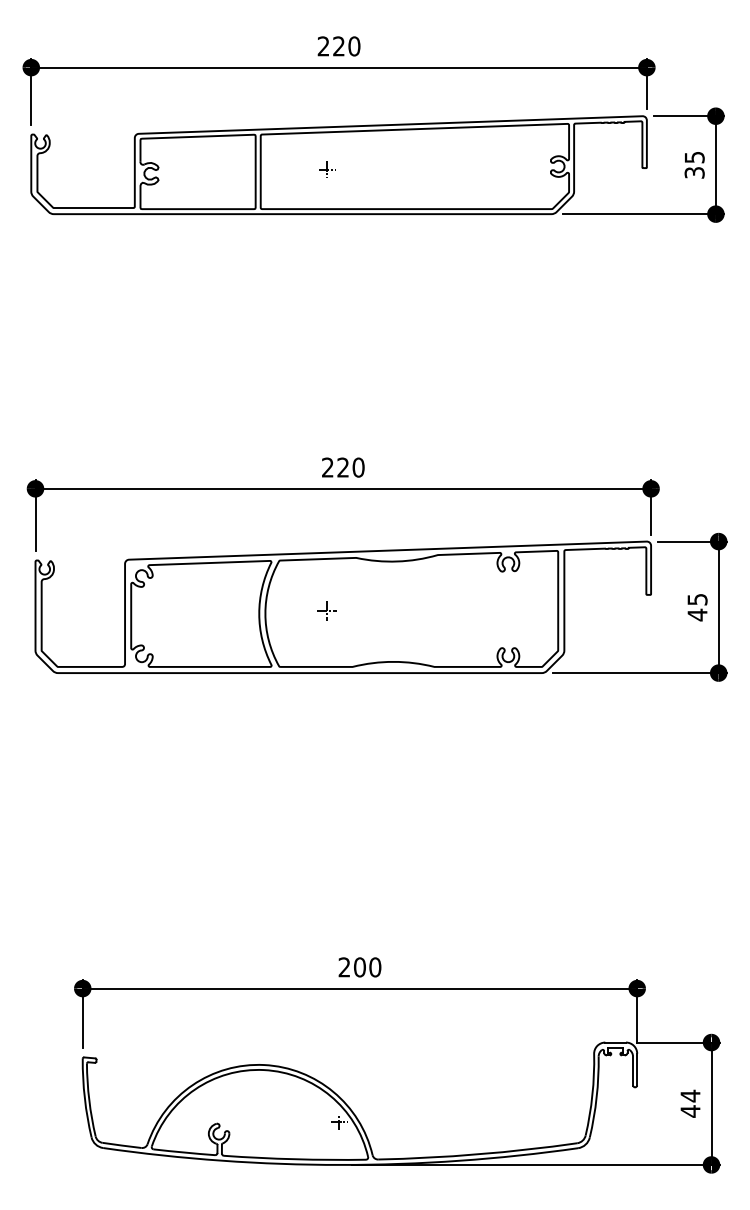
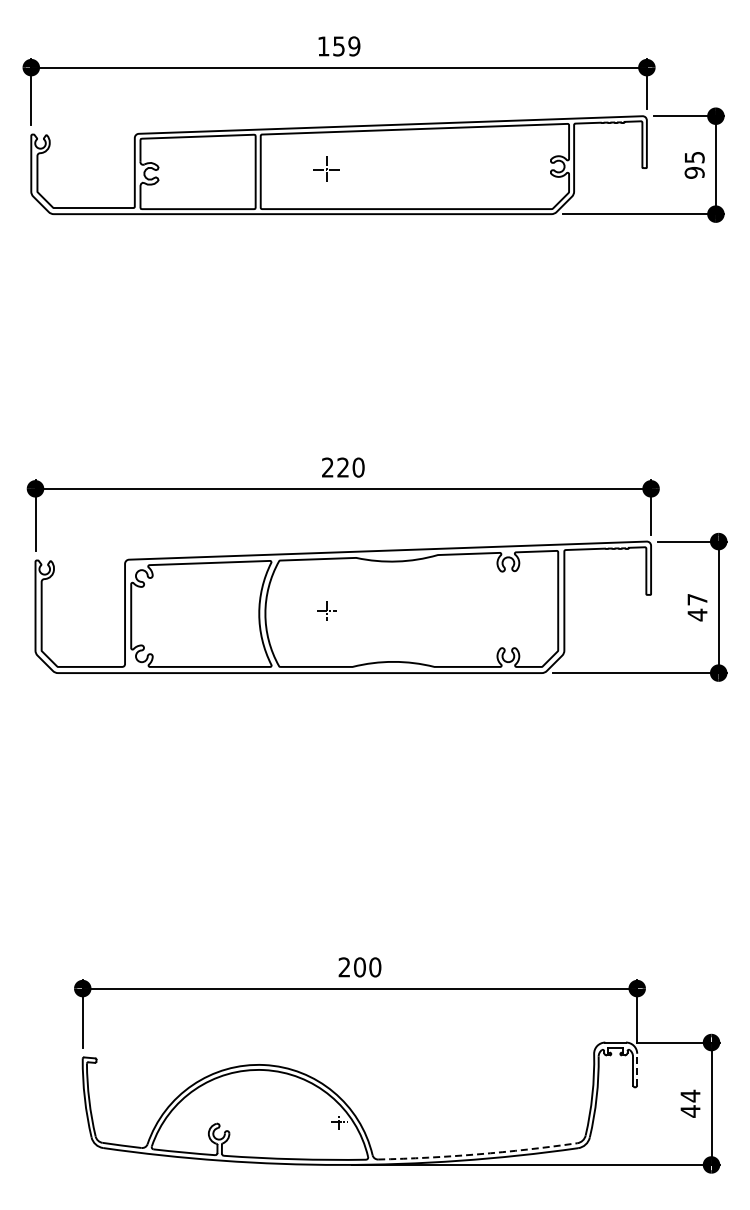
text: 220 -> 159 (338, 46)
part size: 17x17 px -> 27x26 px (326, 168)
text: 35 -> 95 (694, 172)
text: 45 -> 47 (697, 599)
line: solid -> dashed (637, 1069)
arc: solid -> dashed (477, 1154)
